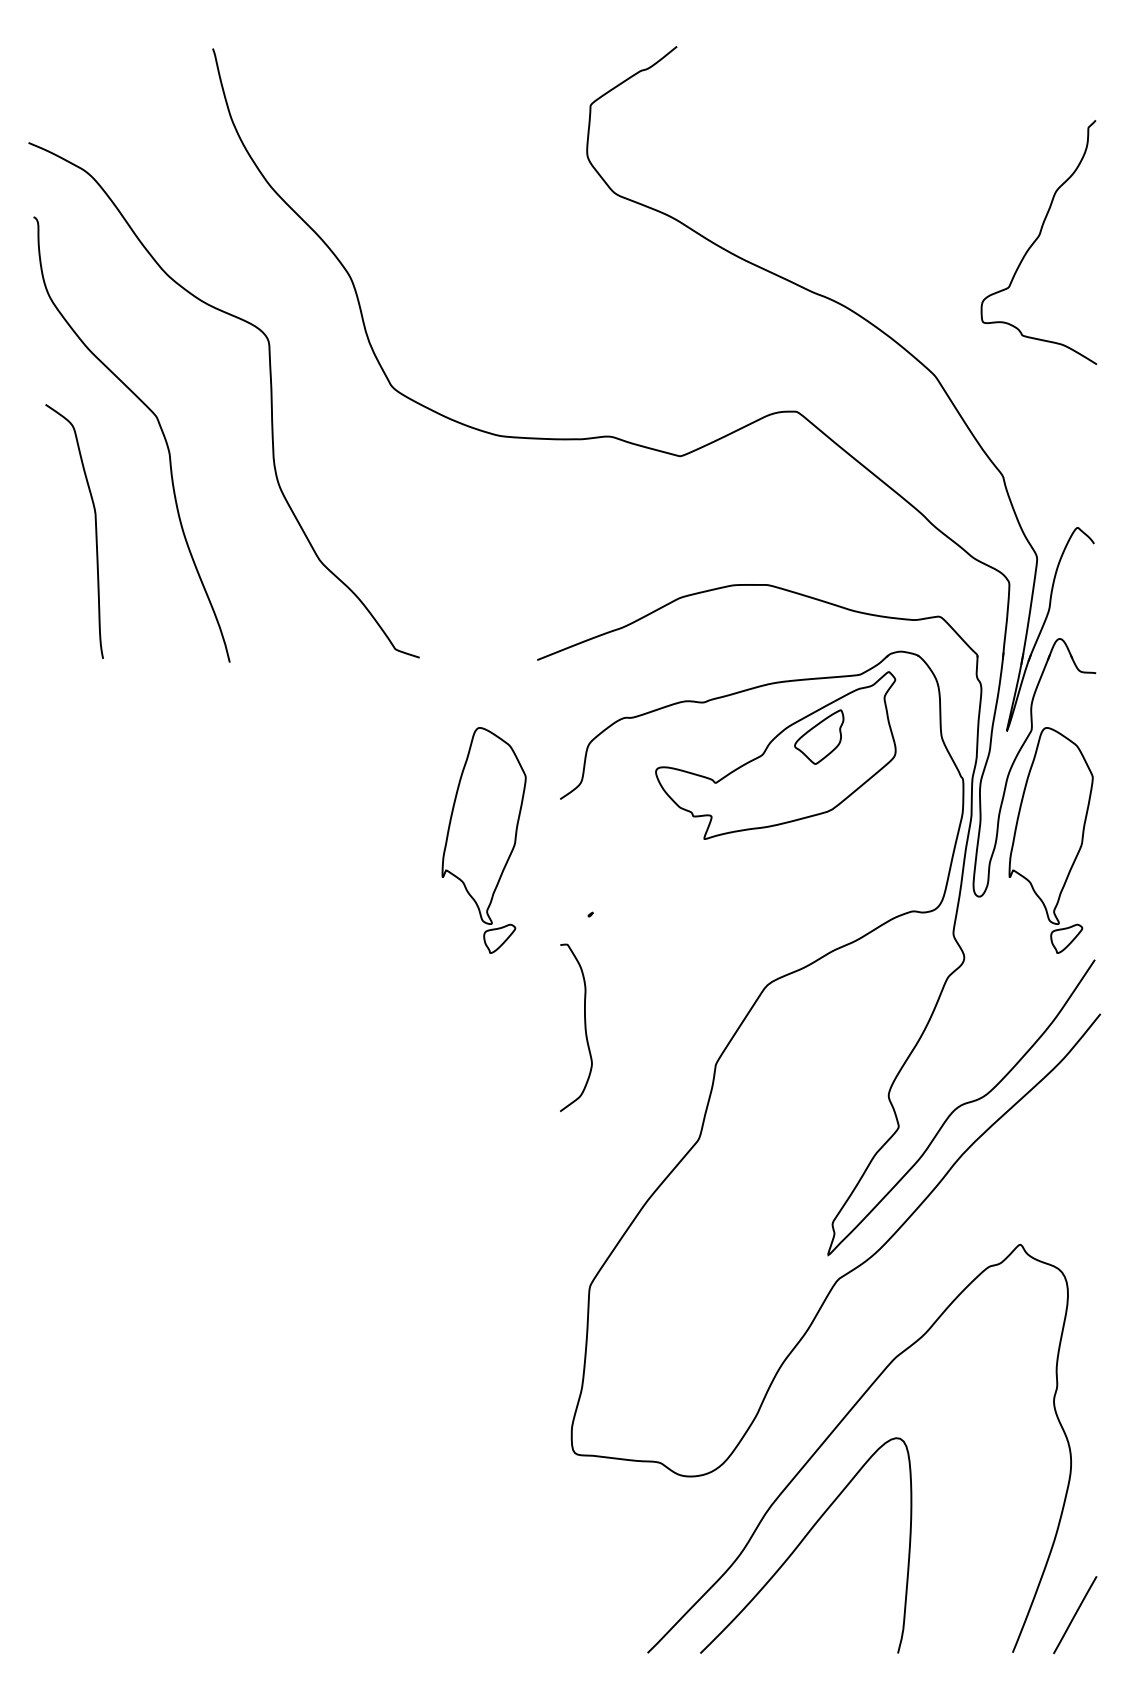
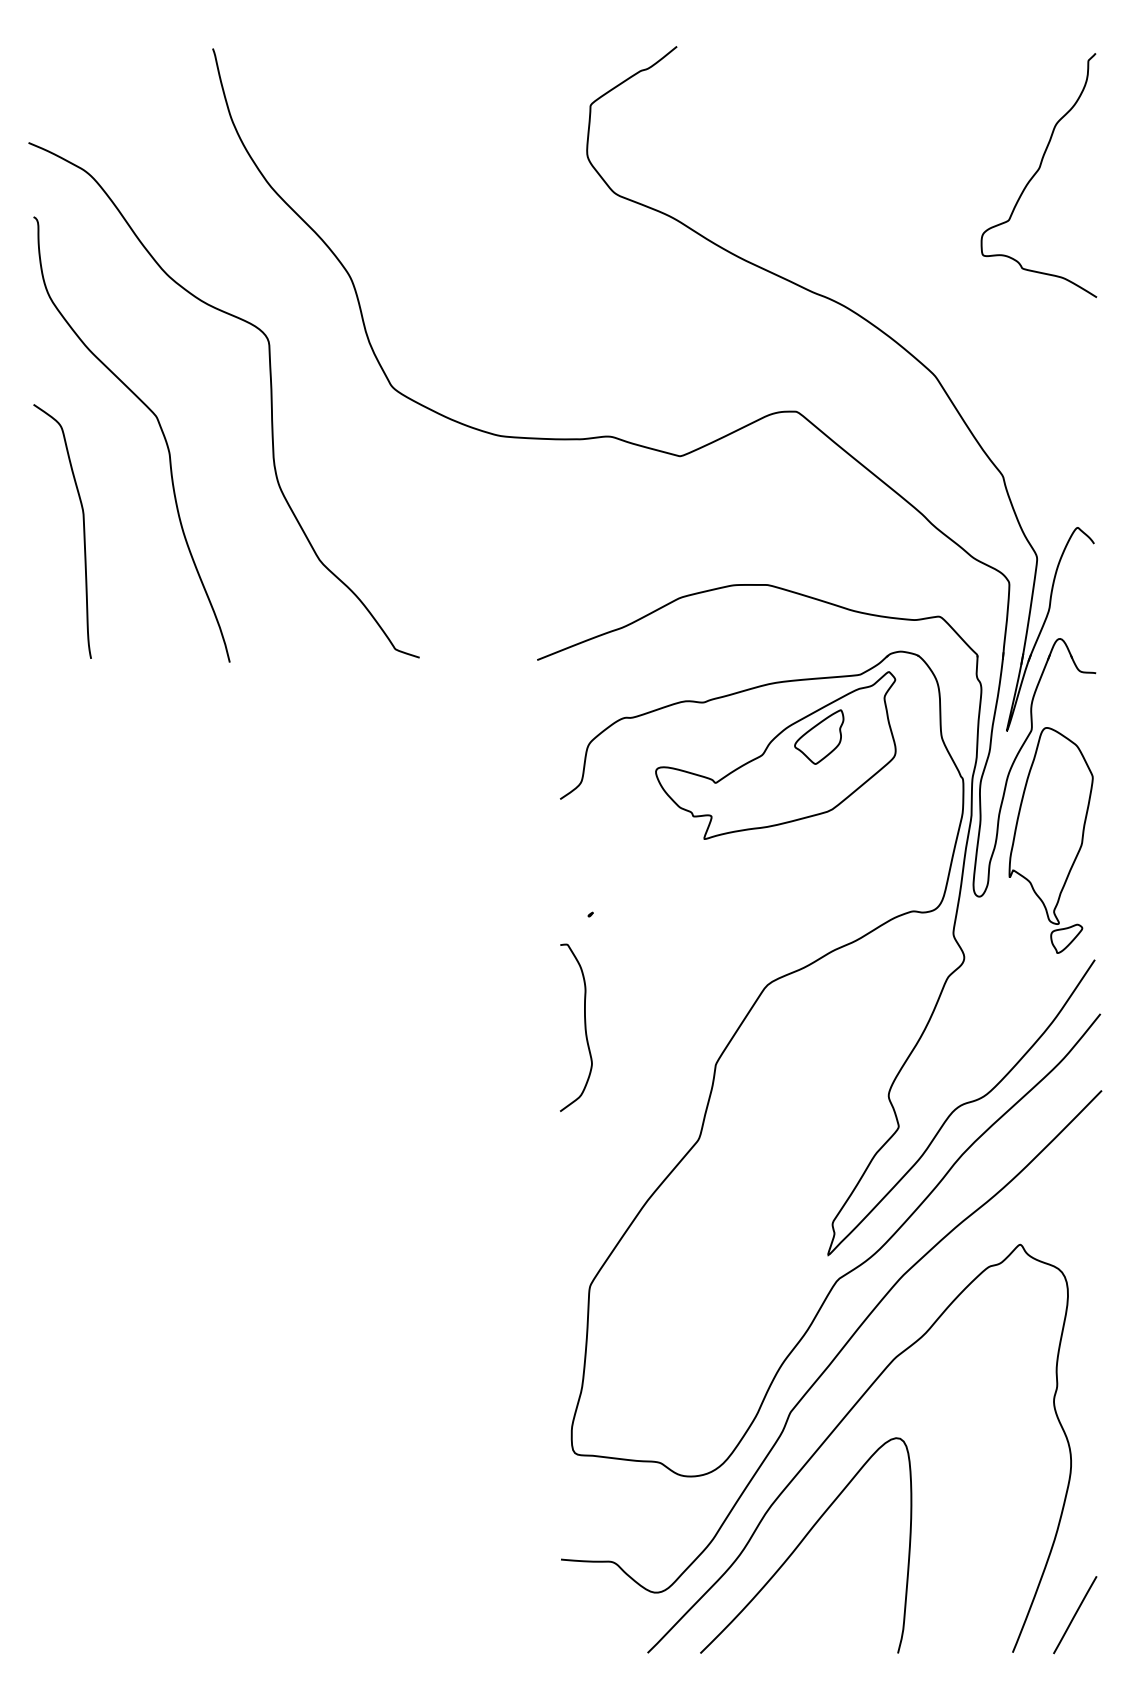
curve position: (1036, 240) -> (1036, 173) (1036, 173)
curve position: (95, 531) -> (83, 531) (83, 531)
part: present -> none (483, 840)
curve: none -> present (840, 1349)
